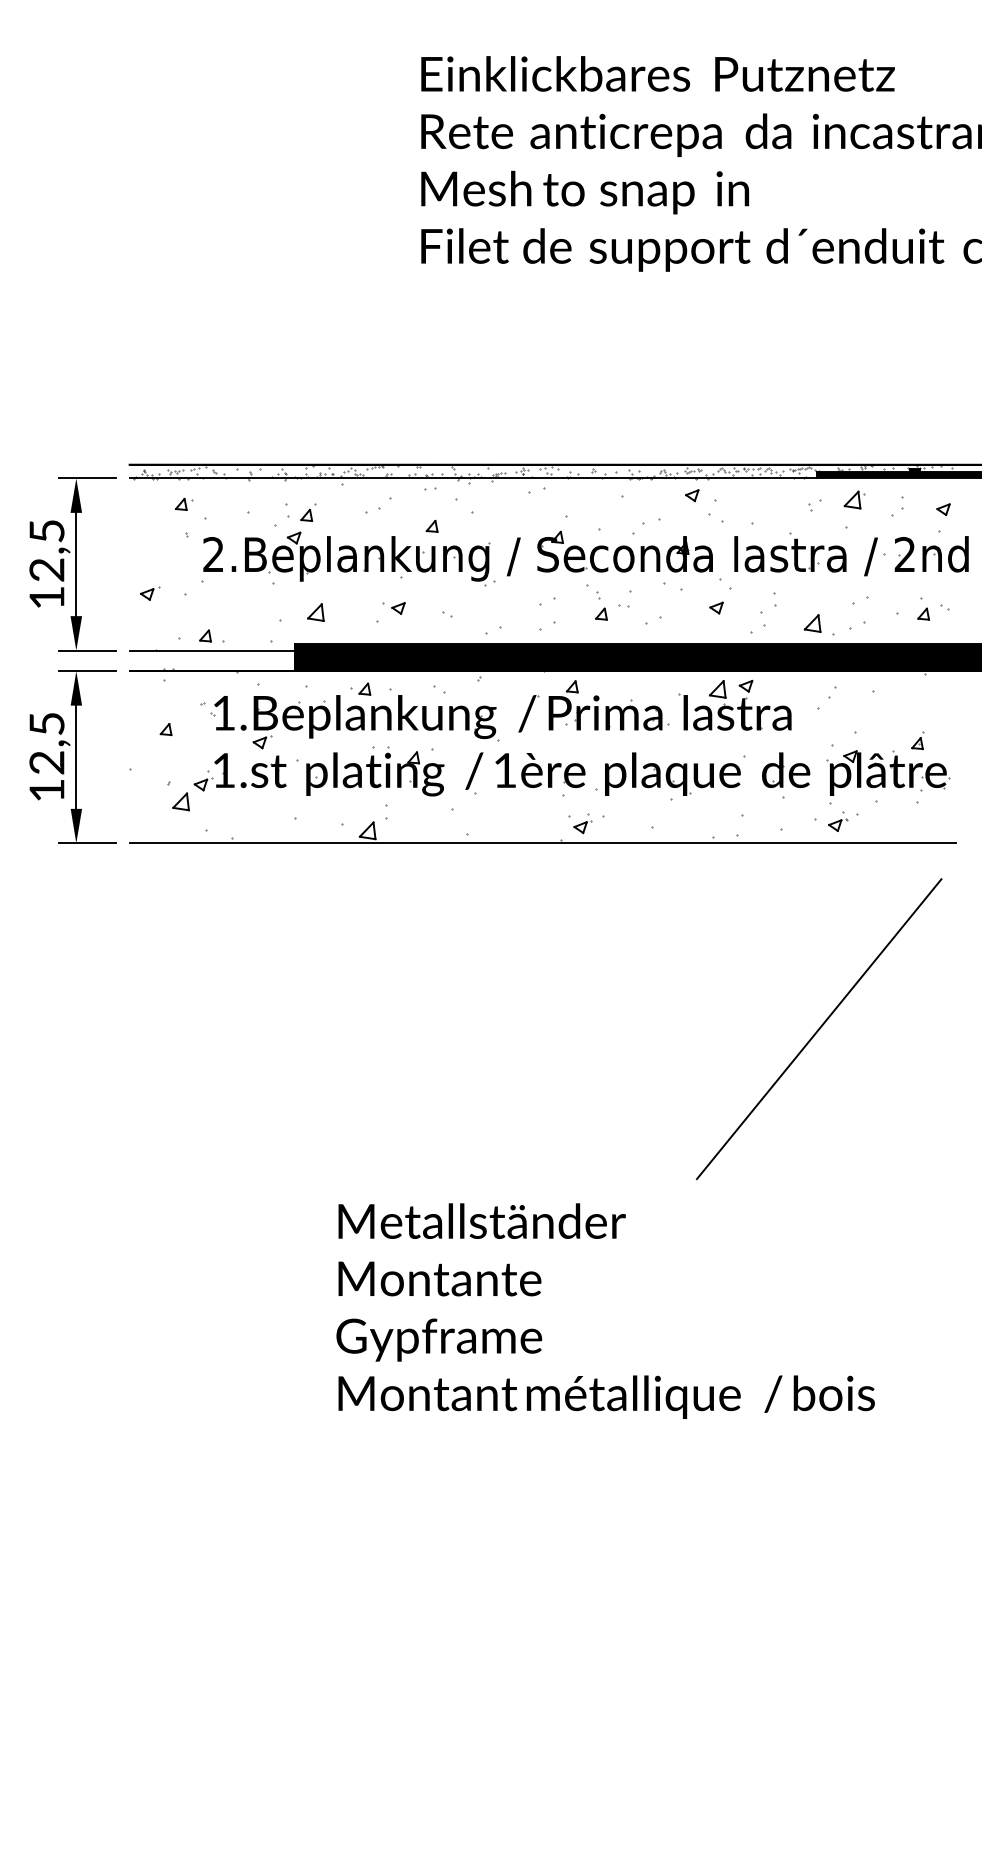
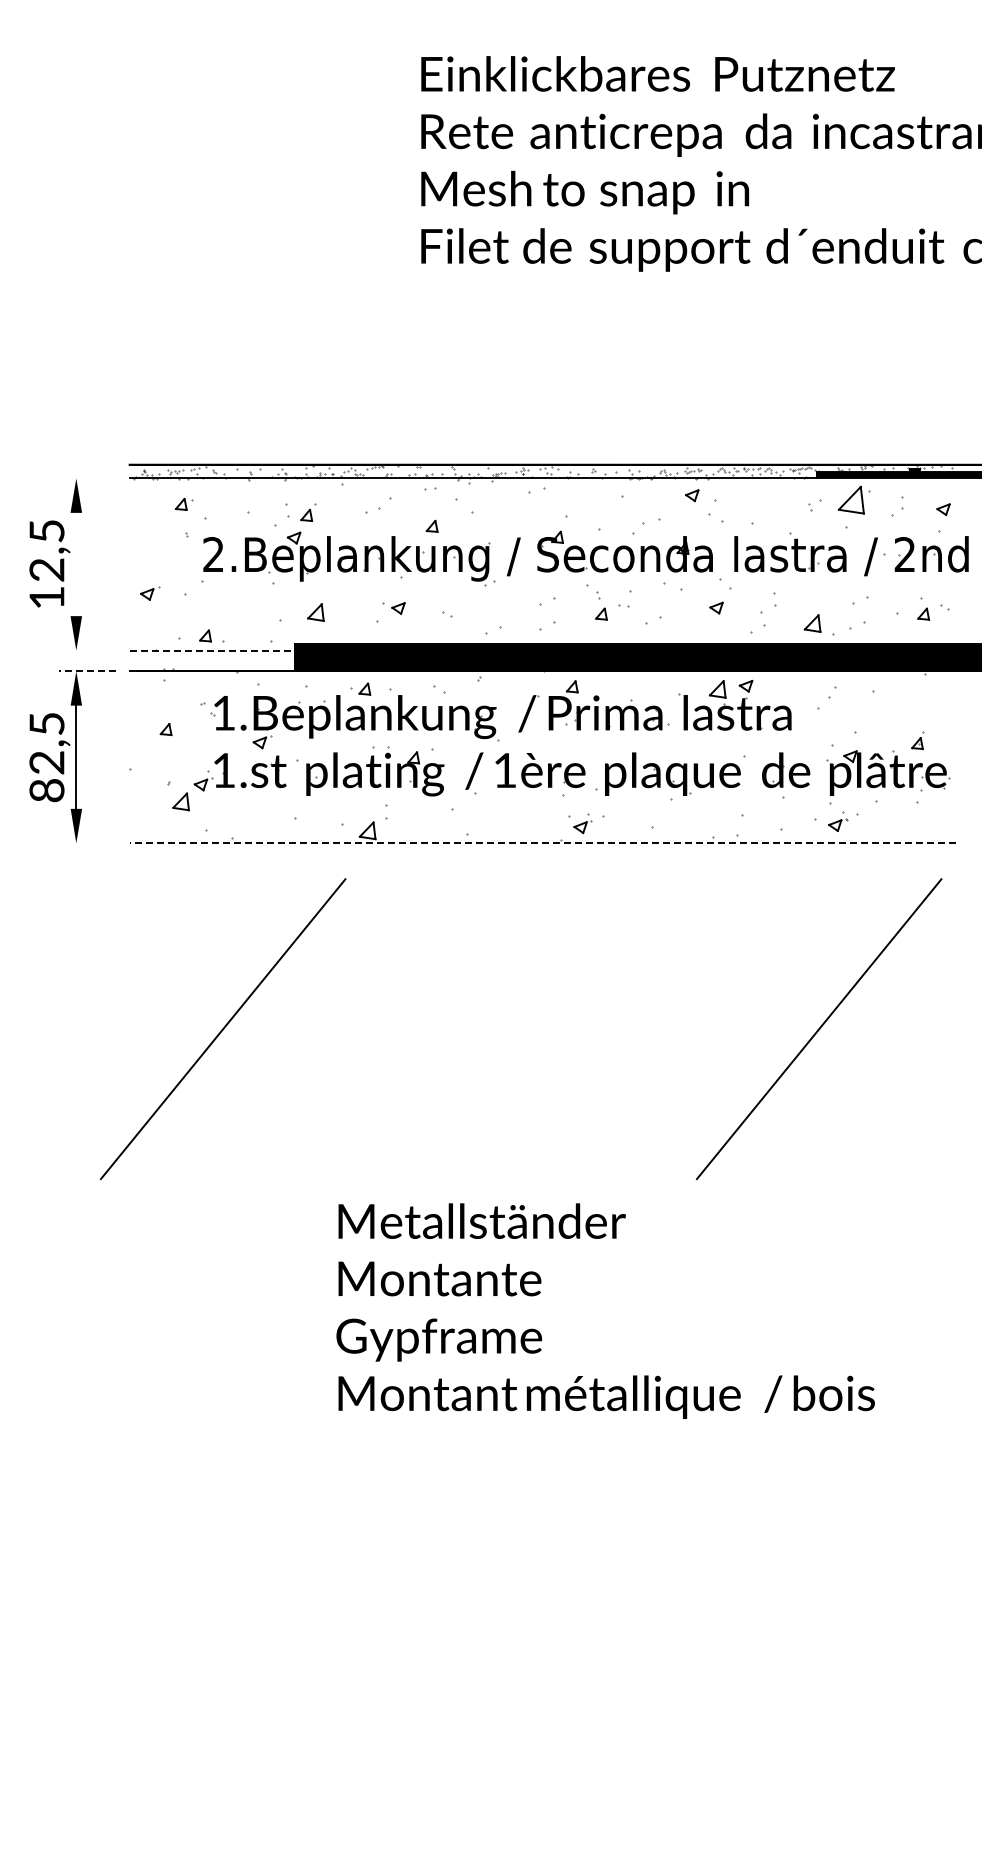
line: present -> none (87, 478)
part size: 23x20 px -> 34x30 px (853, 499)
line: present -> none (76, 564)
line: present -> none (87, 650)
line: solid -> dashed (212, 650)
line: solid -> dashed (86, 671)
text: 12,5 -> 82,5 (46, 790)
line: present -> none (87, 843)
line: solid -> dashed (542, 843)
line: none -> present (222, 1028)
